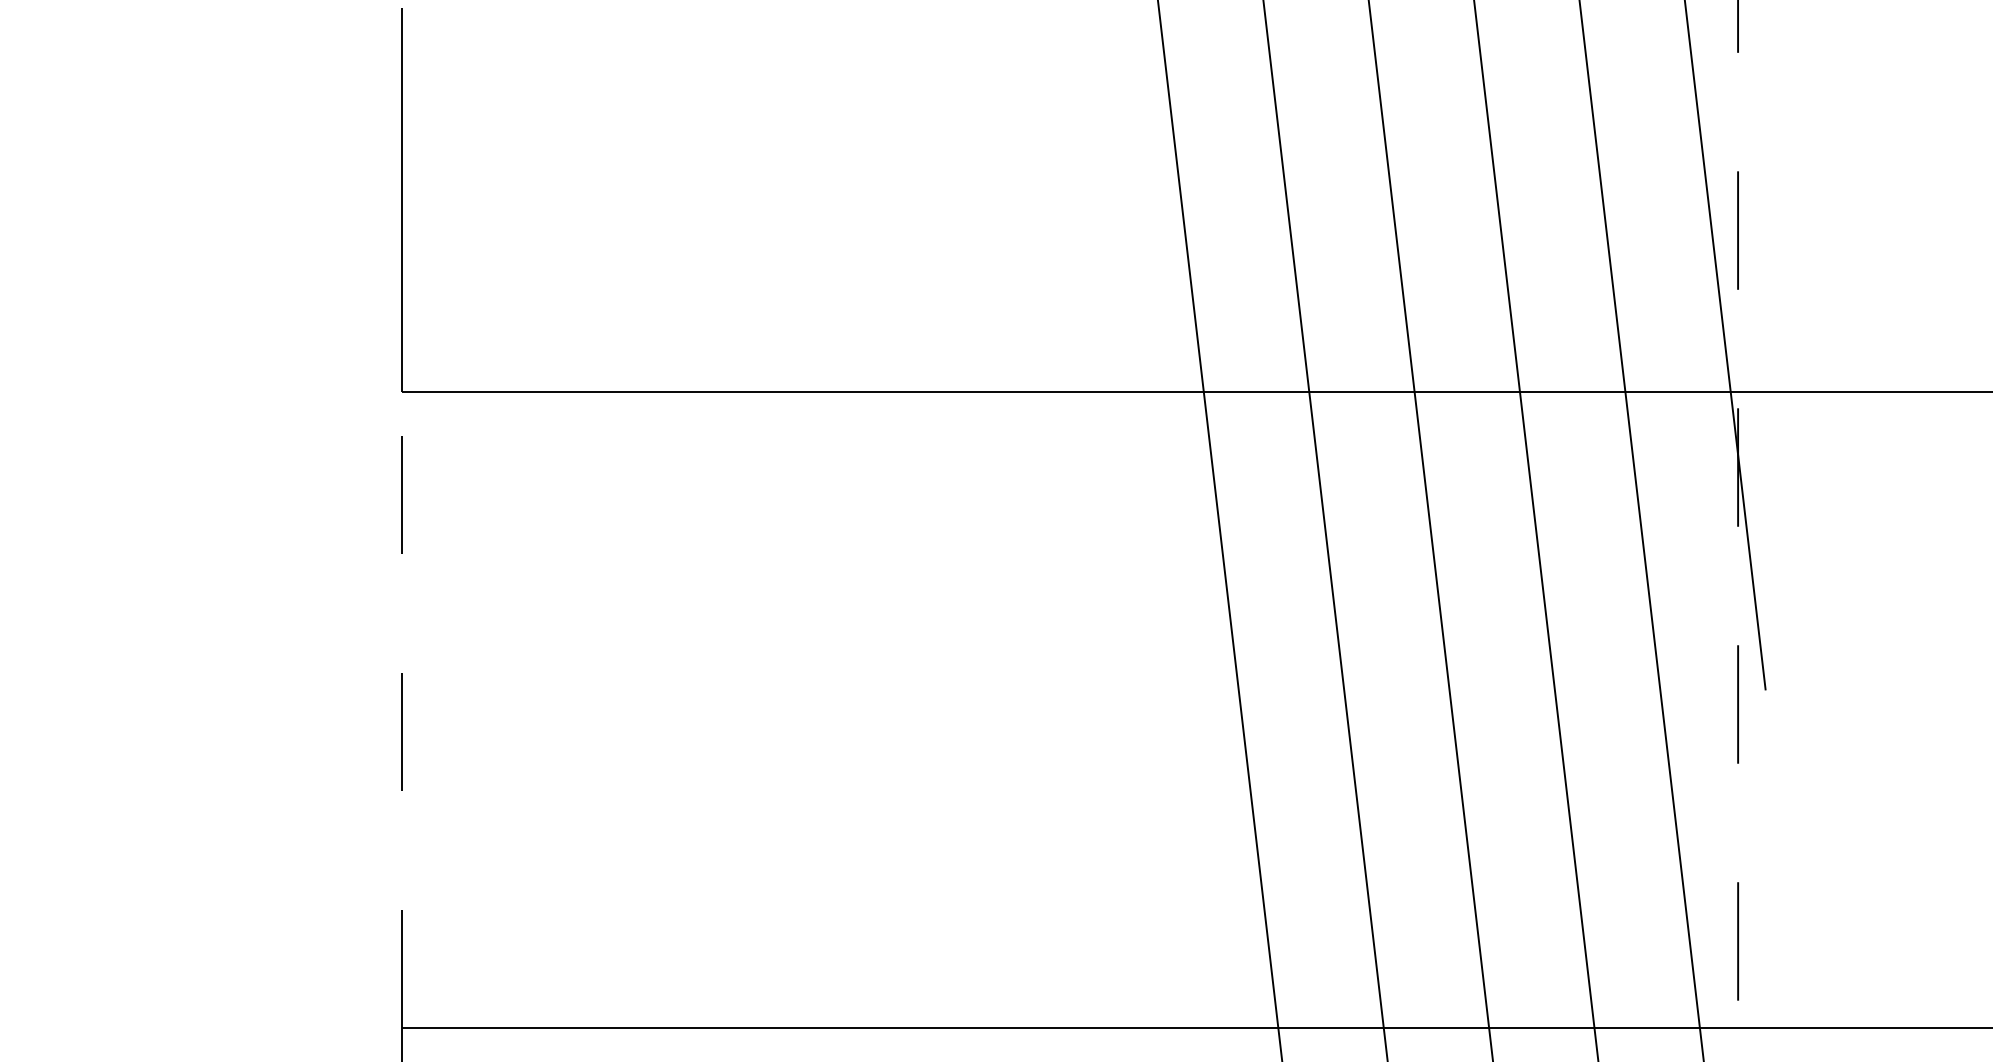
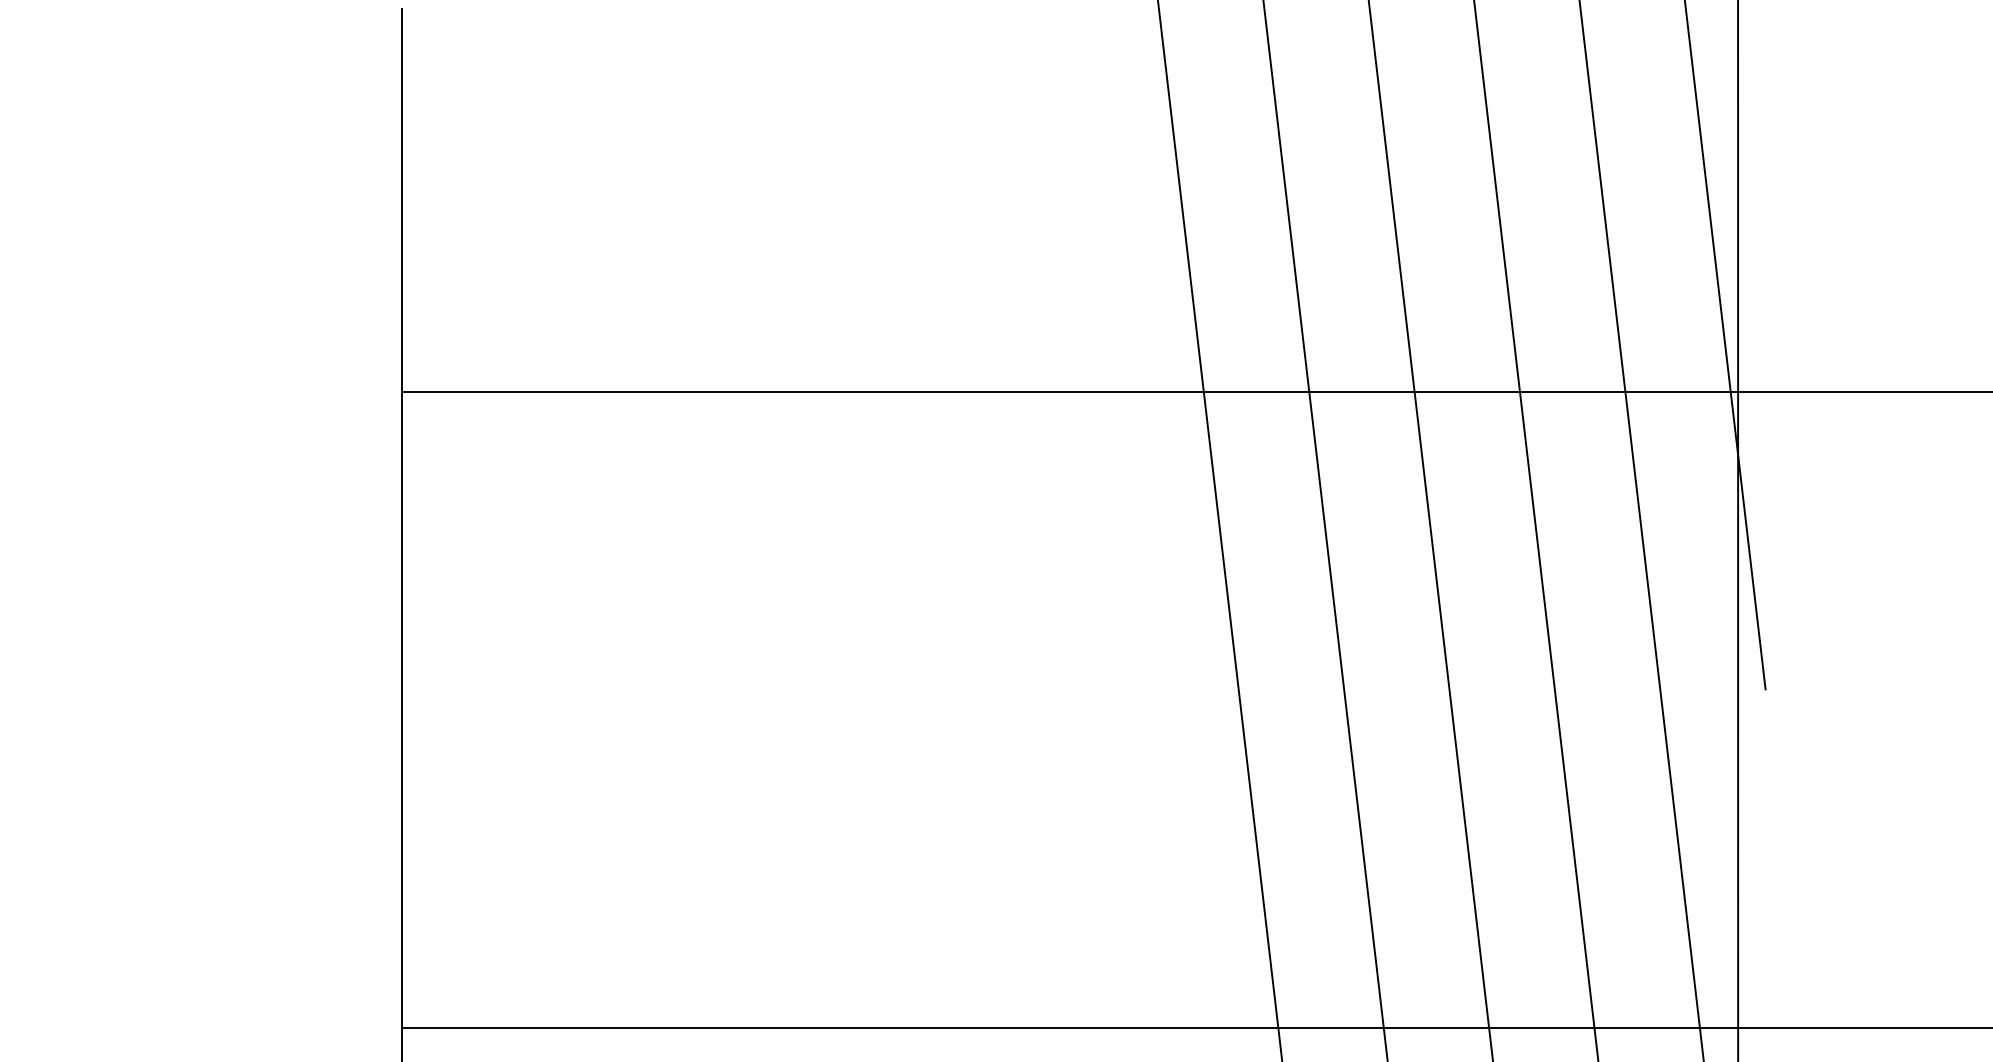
line: dashed -> solid (1738, 531)
line: dashed -> solid (402, 709)
